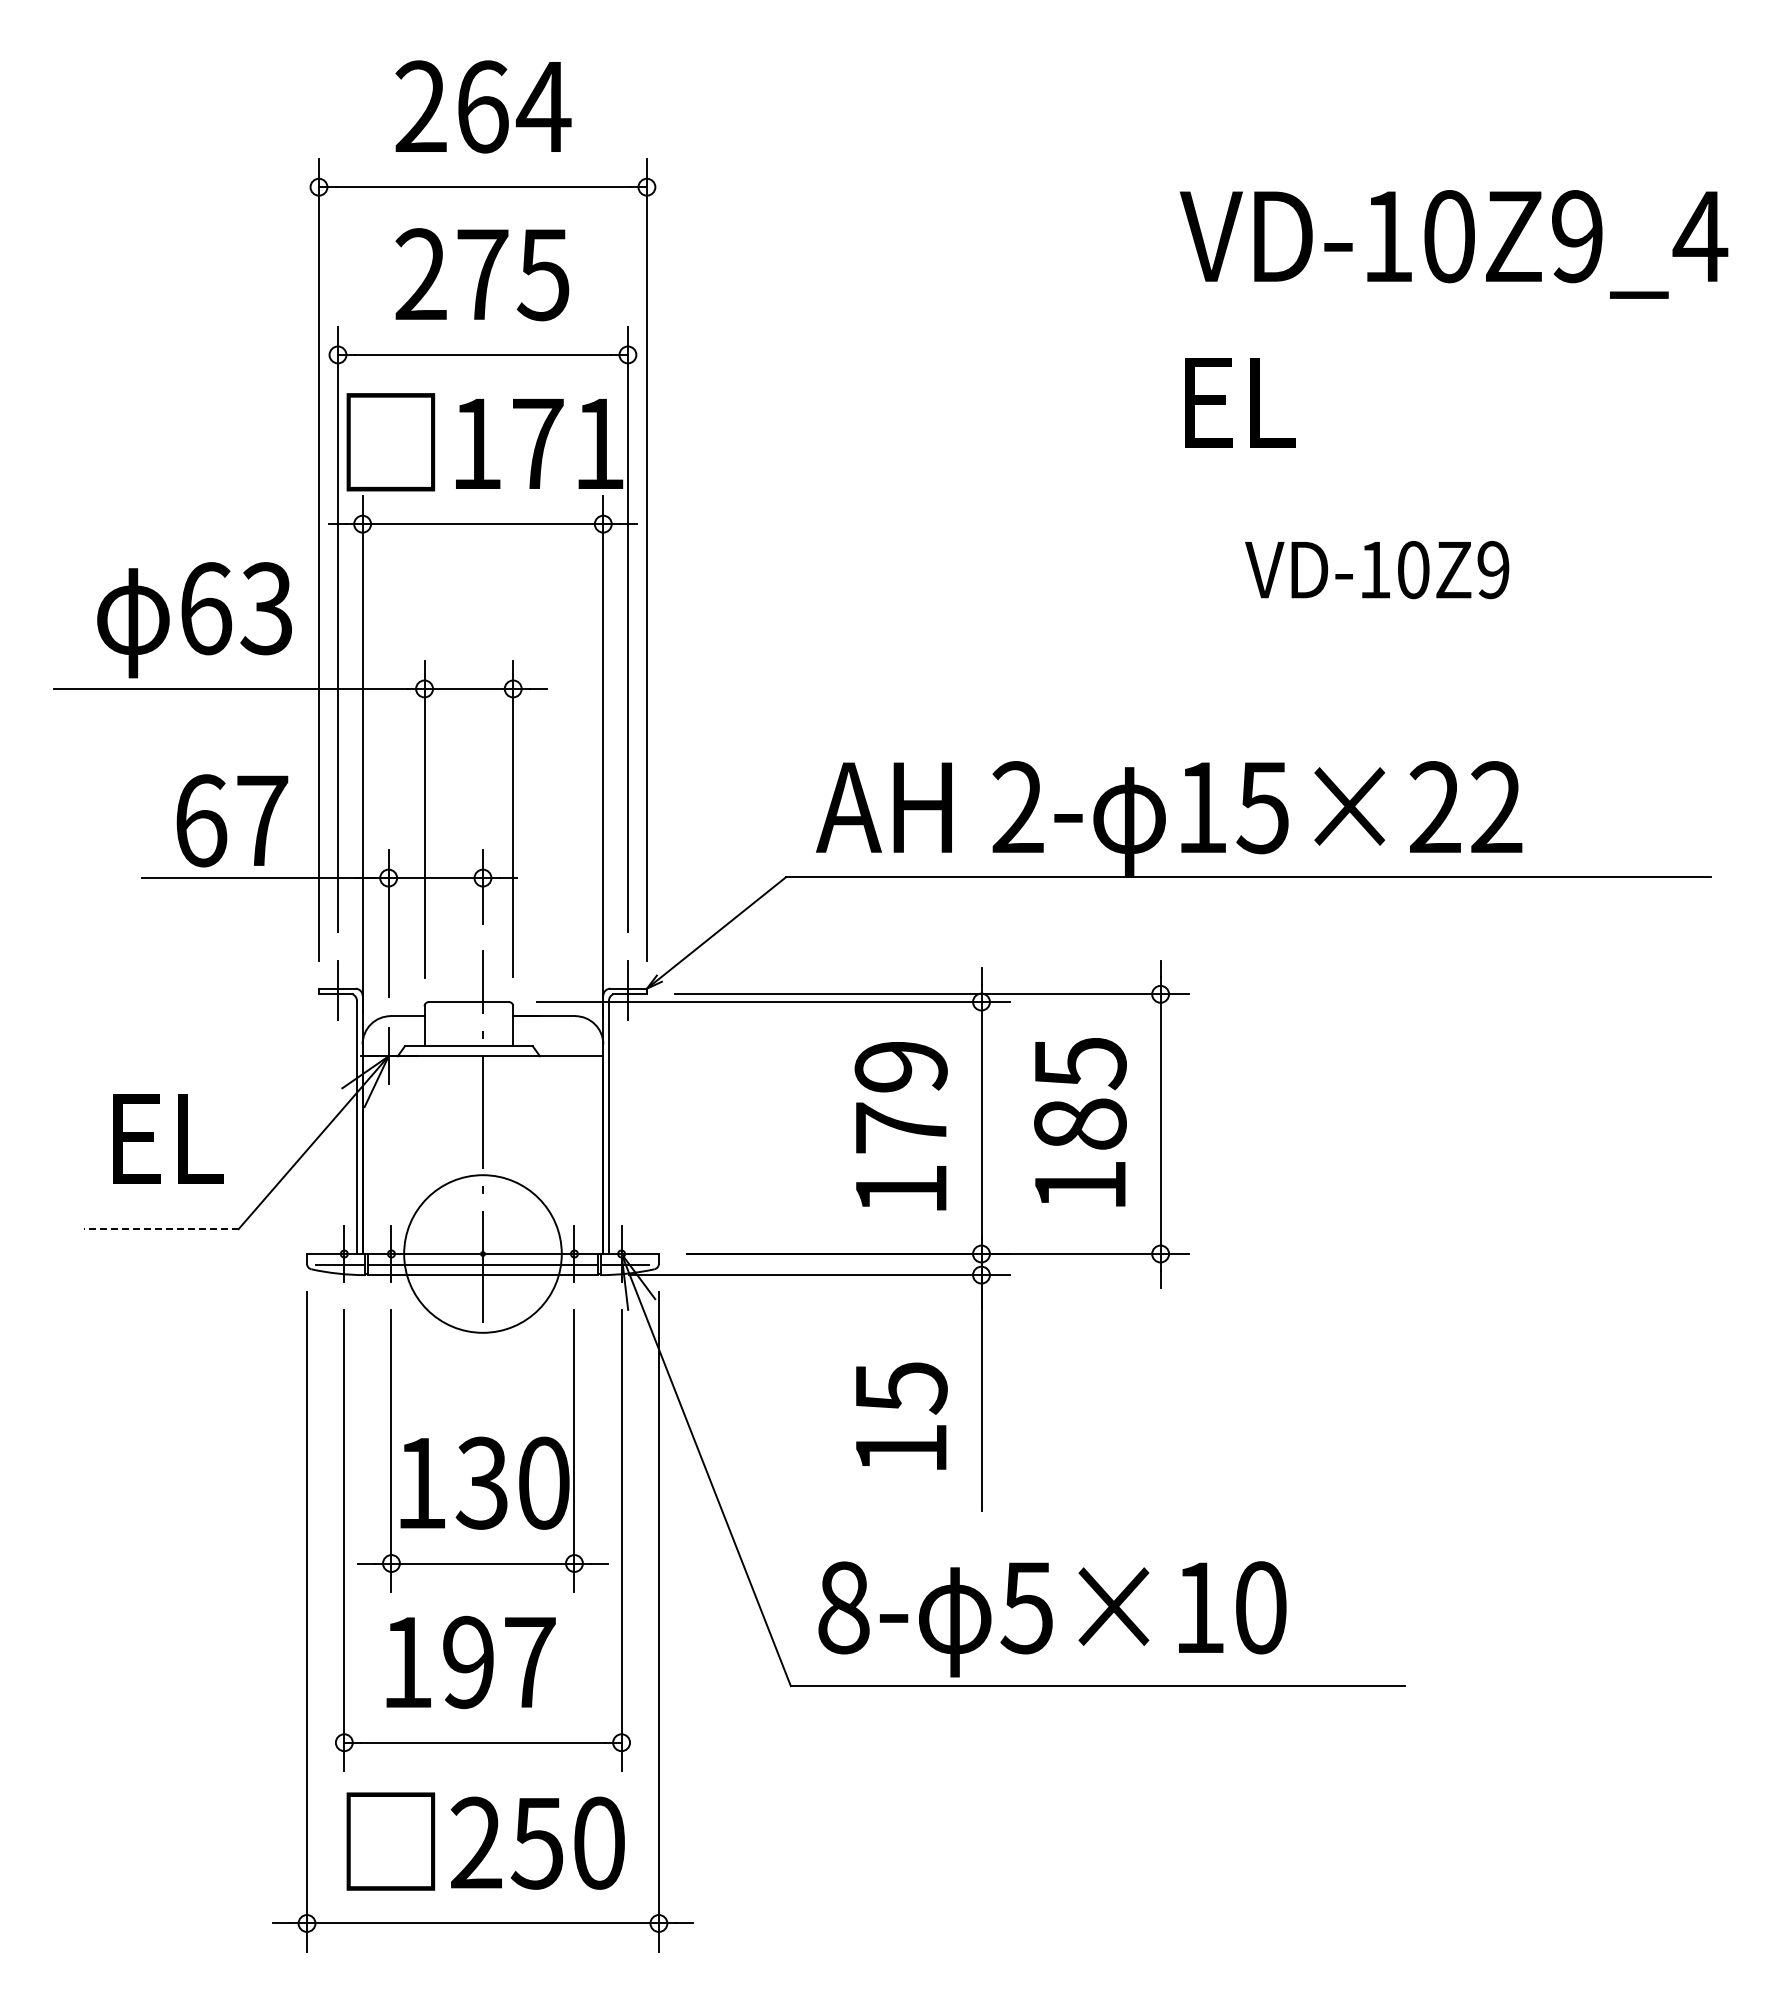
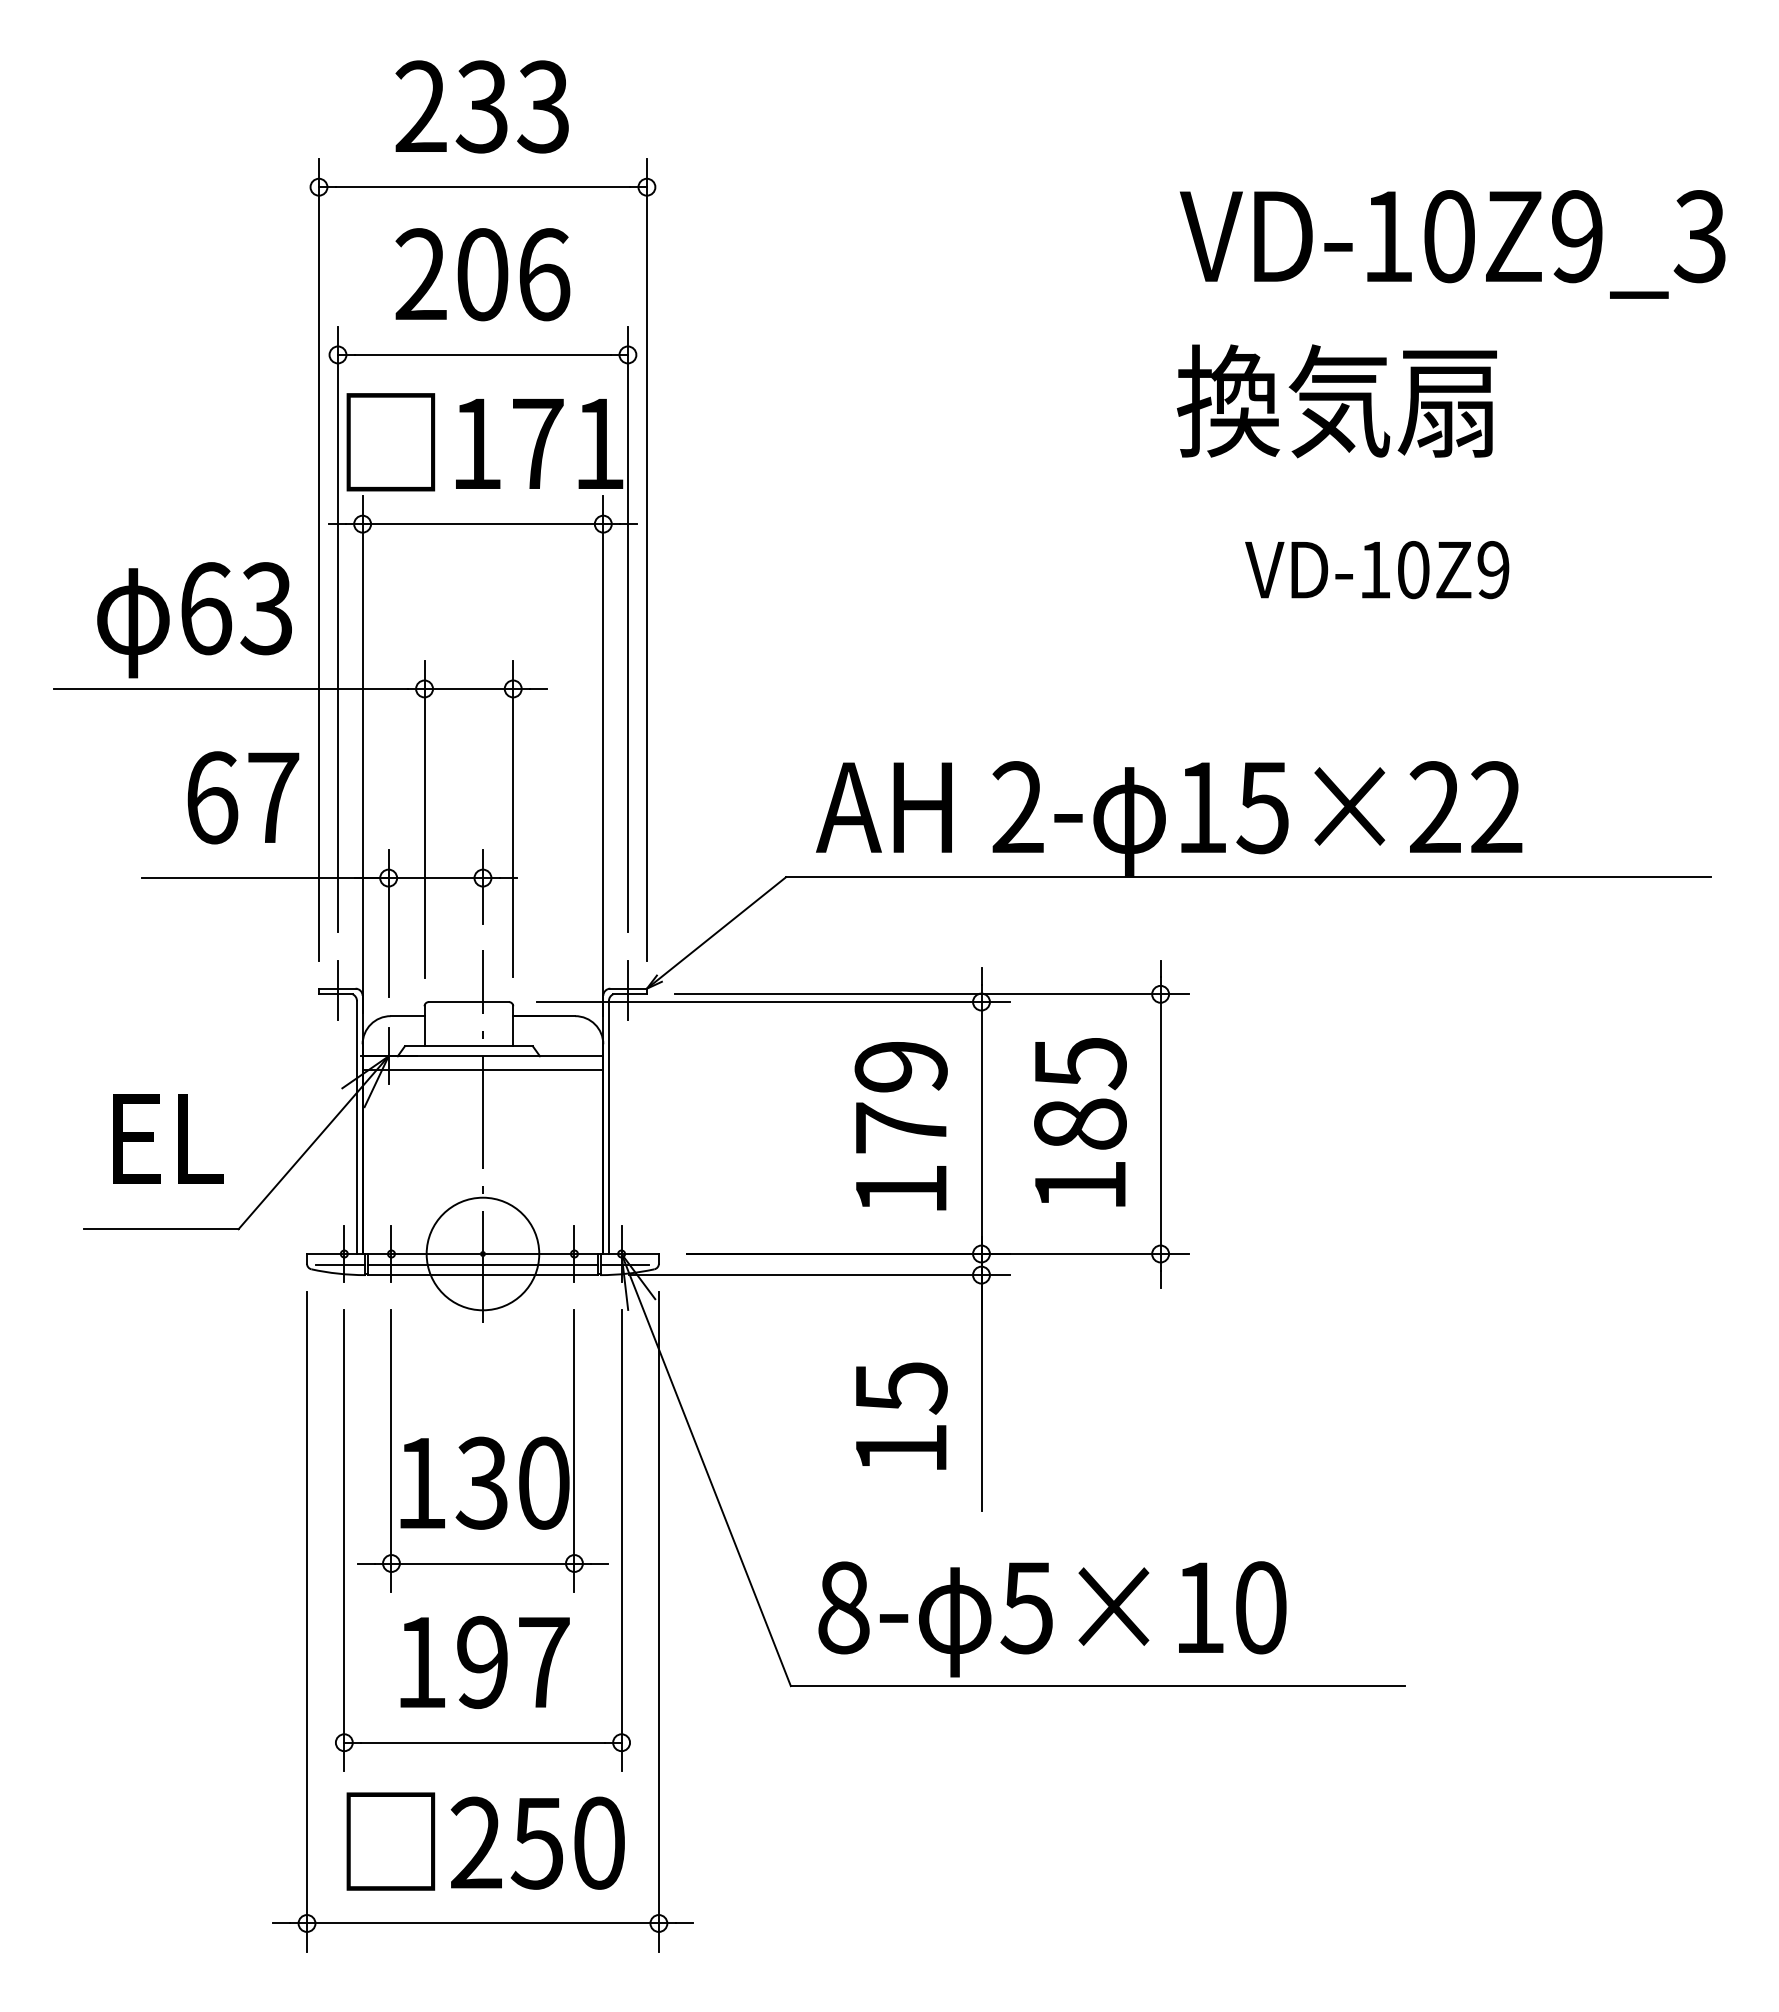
text: 264 -> 233 (513, 106)
text: VD-10Z9_4 -> VD-10Z9_3 (1700, 236)
text: 275 -> 206 (513, 274)
text: EL -> 換気扇 (1336, 401)
text position: (232, 820) -> (243, 797) (243, 797)
line: none -> present (482, 1070)
line: dashed -> solid (160, 1229)
circle diameter: 158 px -> 113 px (482, 1253)
text position: (470, 1662) -> (484, 1662) (484, 1662)
